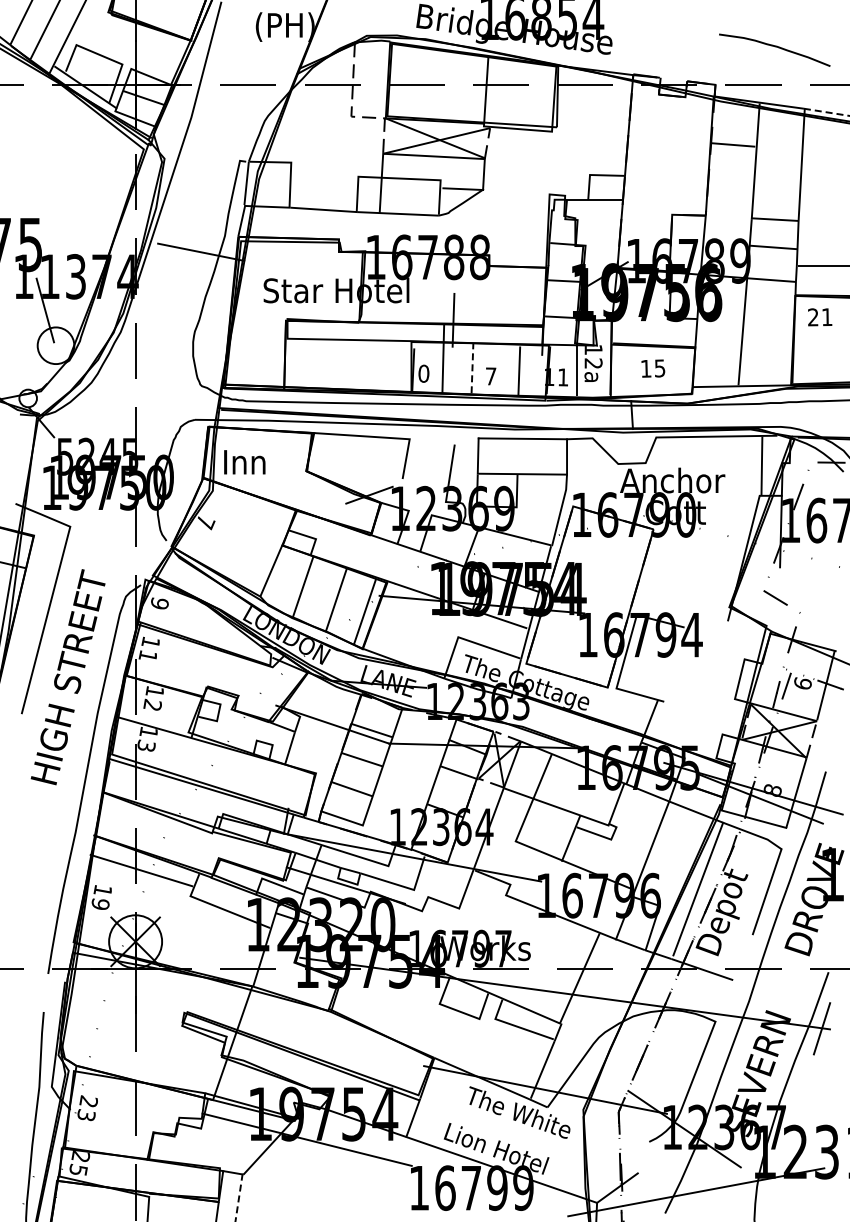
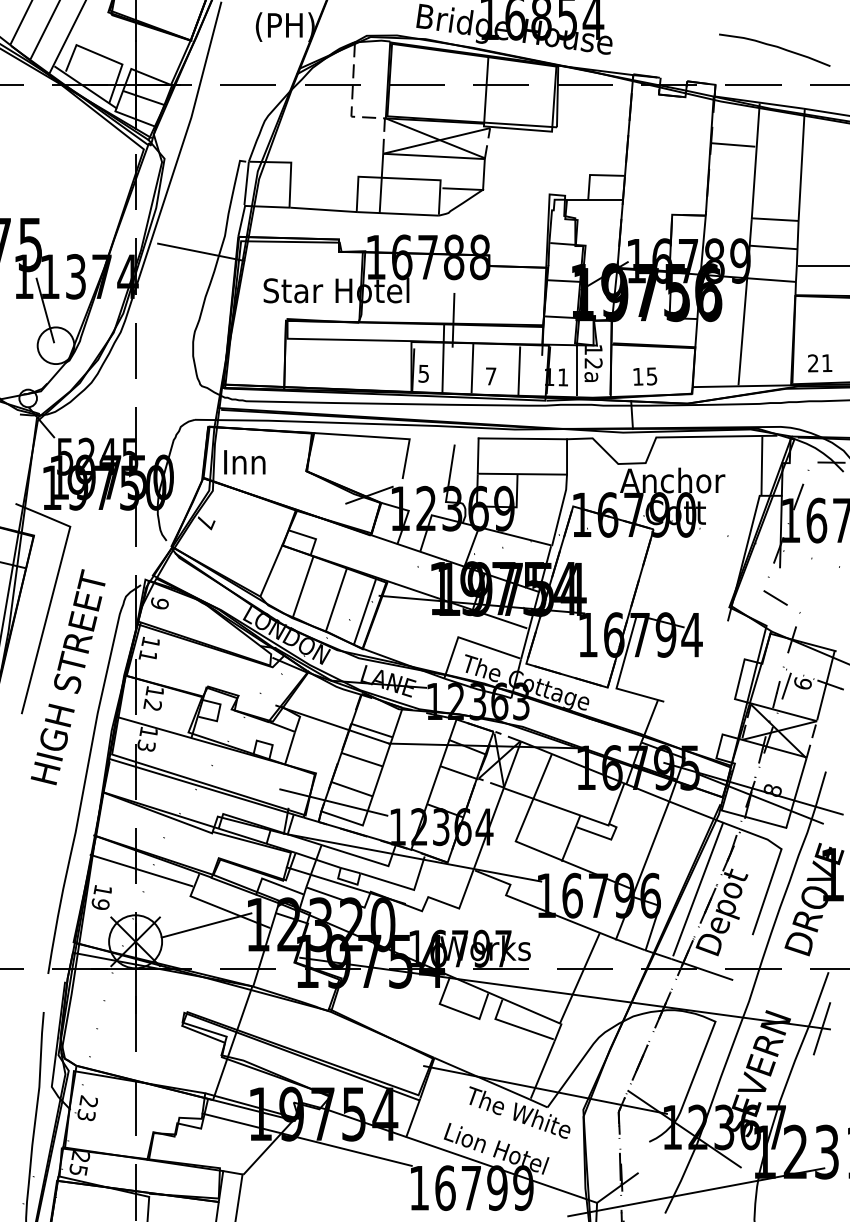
line: dashed -> solid (826, 112)
text position: (820, 317) -> (820, 363) (820, 363)
line: dashed -> solid (472, 368)
text position: (653, 368) -> (645, 376) (645, 376)
text: 0 -> 5 (423, 373)
line: none -> present (333, 802)
line: none -> present (206, 925)
line: dashed -> solid (238, 1198)
